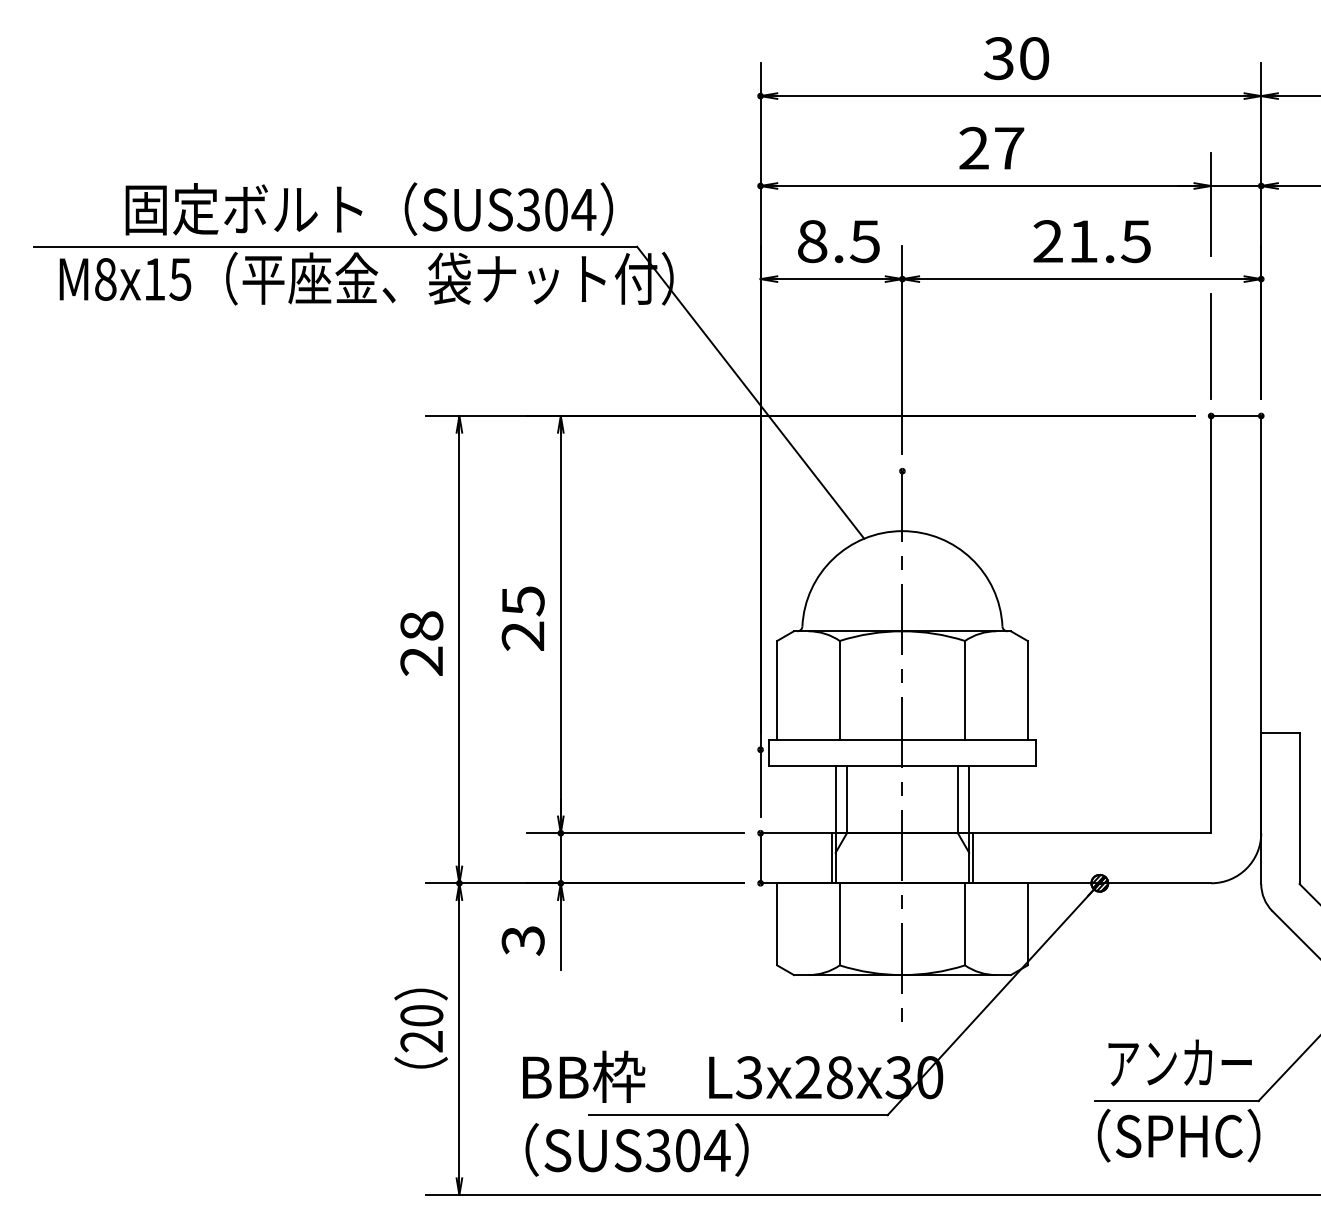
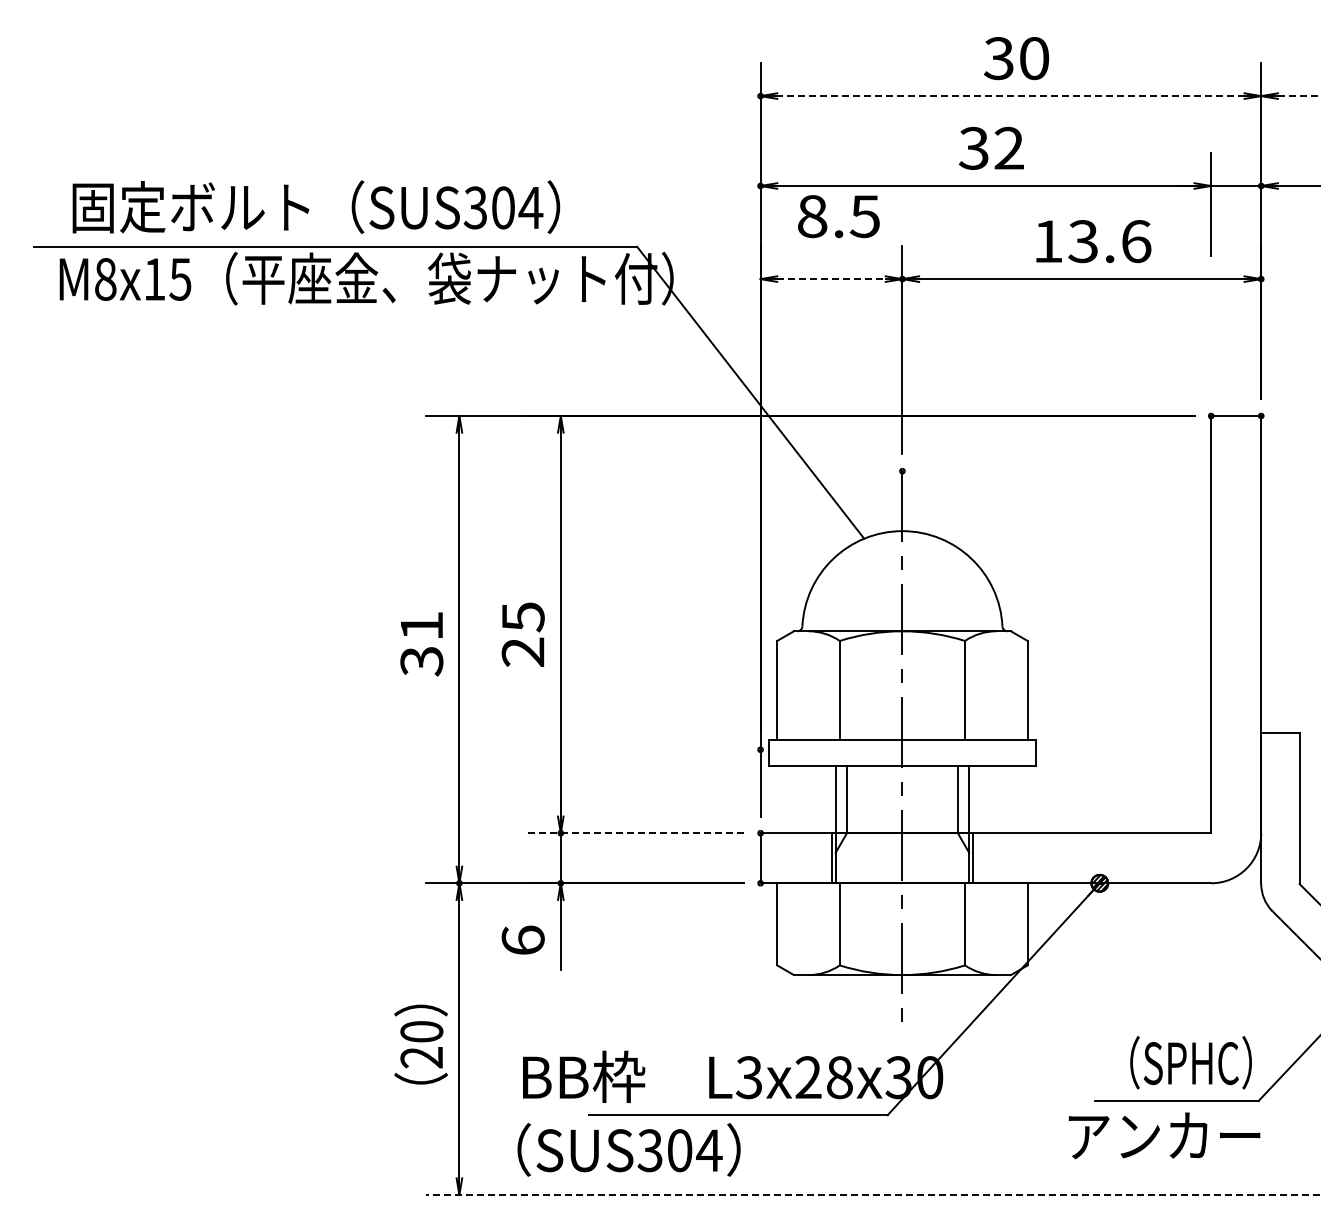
line: solid -> dashed (1010, 96)
line: solid -> dashed (1299, 96)
text: 27 -> 32 (991, 147)
text position: (369, 208) -> (316, 206) (316, 206)
text position: (838, 241) -> (838, 216) (838, 216)
text: 21.5 -> 13.6 (1092, 241)
line: solid -> dashed (832, 279)
line: present -> none (1211, 346)
text position: (522, 618) -> (522, 634) (522, 634)
text: 28 -> 31 (421, 643)
line: solid -> dashed (635, 833)
text: 3 -> 6 (522, 940)
text position: (420, 1028) -> (420, 1044) (420, 1044)
text: アンカー -> （SPHC） (1179, 1062)
text: （SPHC） -> アンカー (1164, 1135)
text position: (636, 1149) -> (628, 1149) (628, 1149)
line: solid -> dashed (872, 1195)
